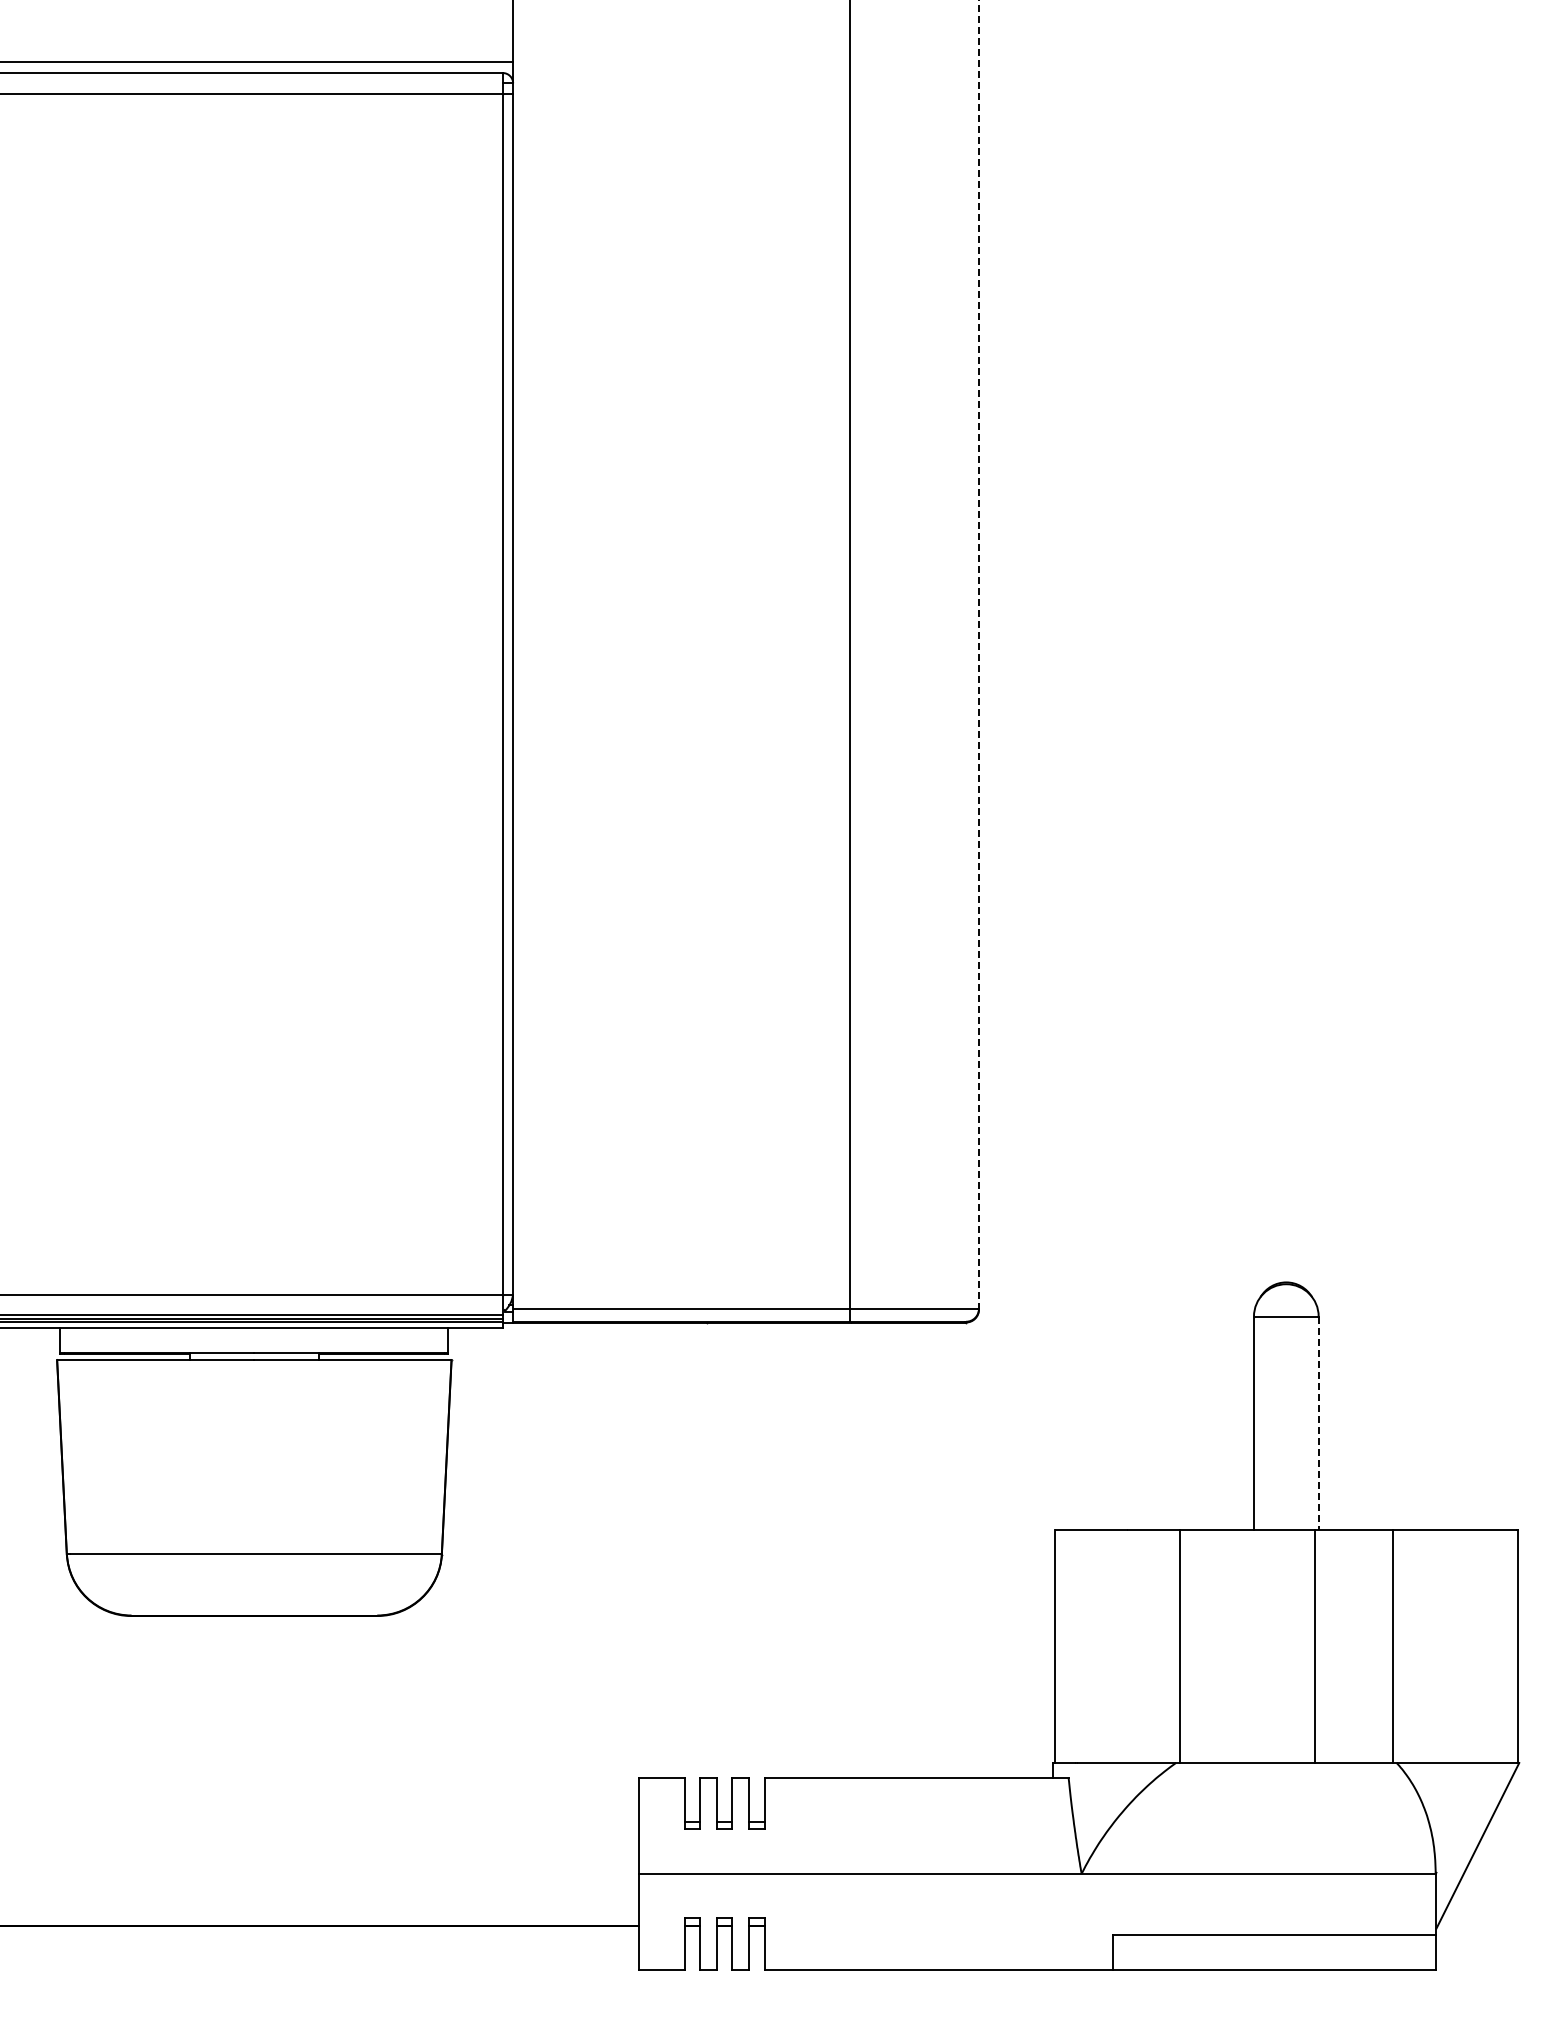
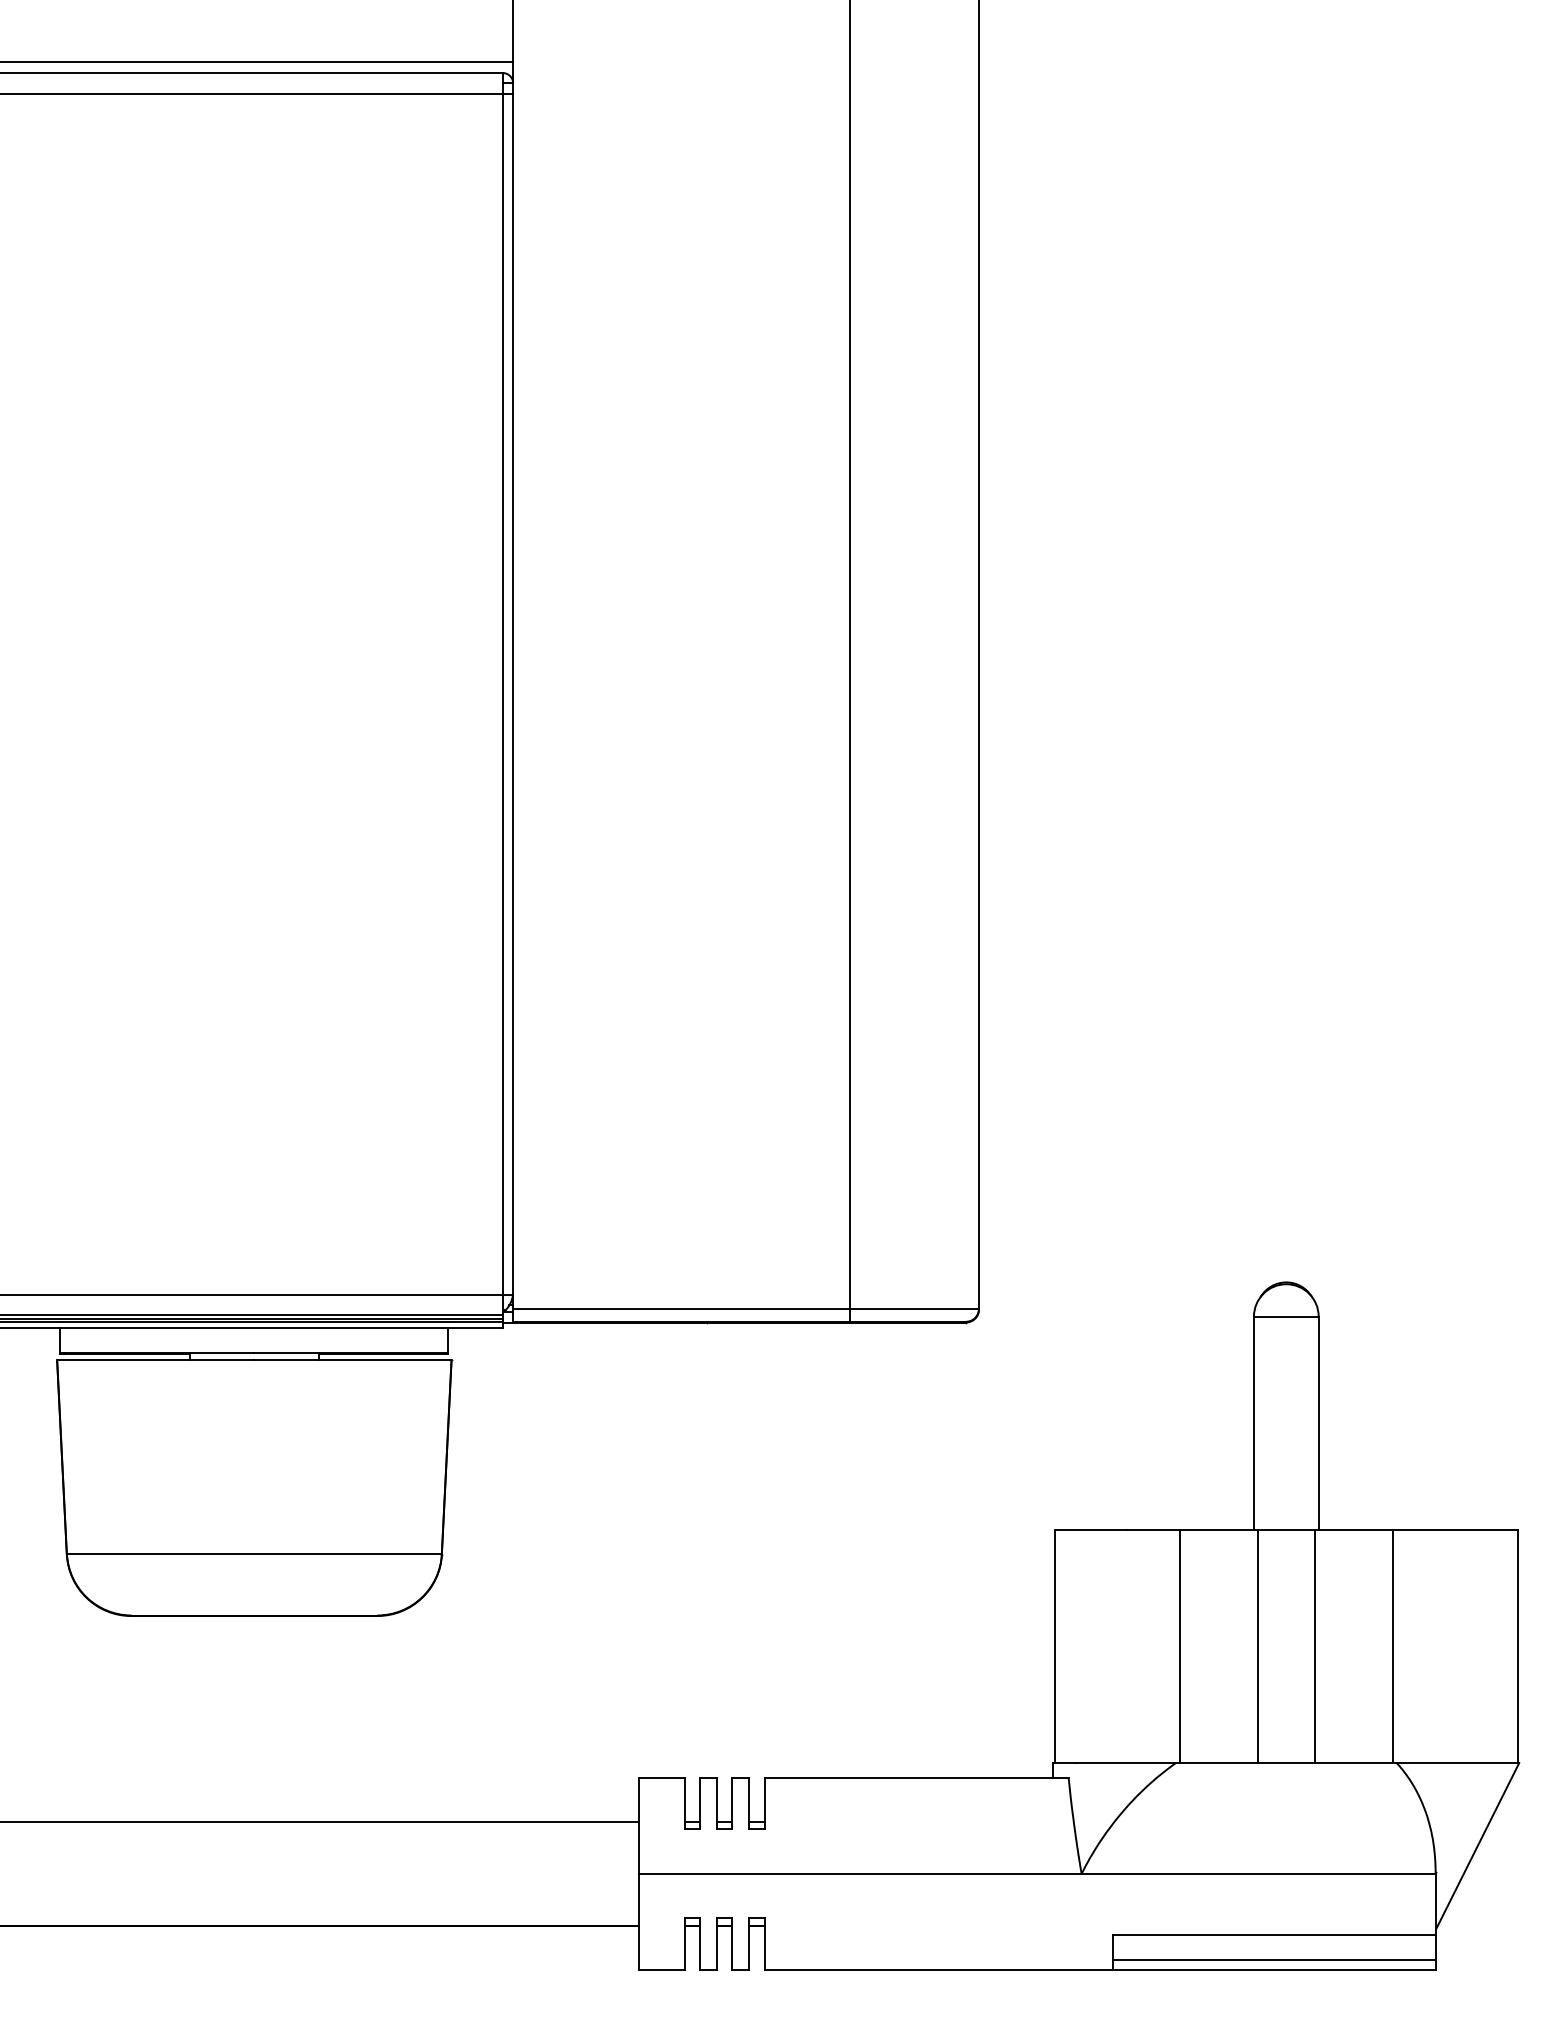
line: dashed -> solid (978, 654)
line: dashed -> solid (1318, 1423)
line: none -> present (1257, 1646)
line: none -> present (320, 1822)
line: none -> present (1274, 1960)
